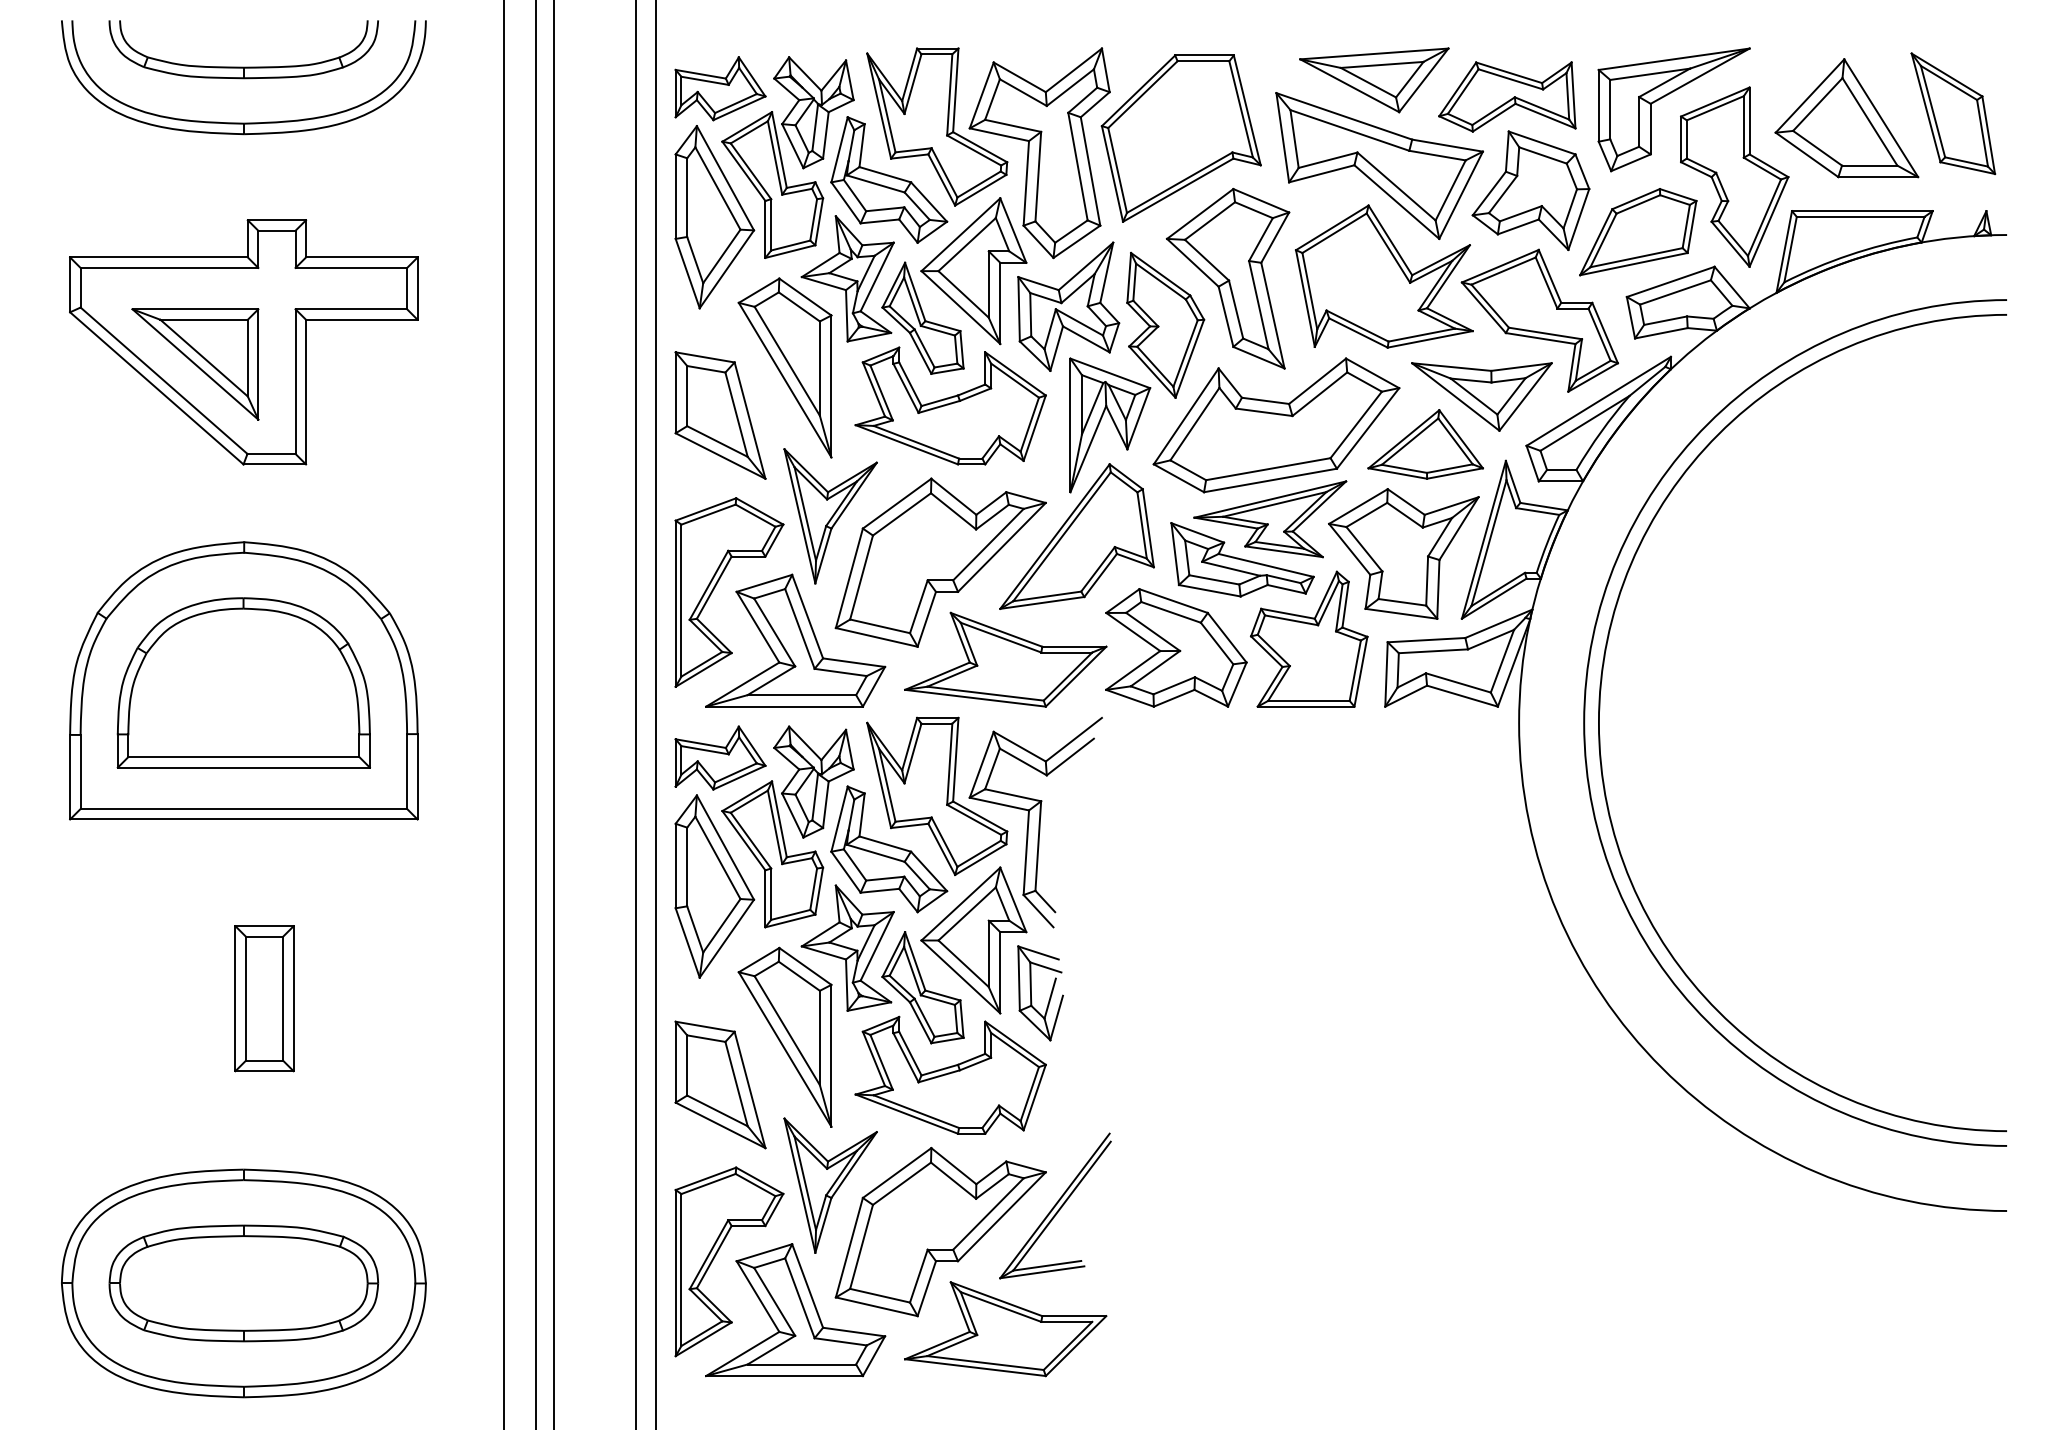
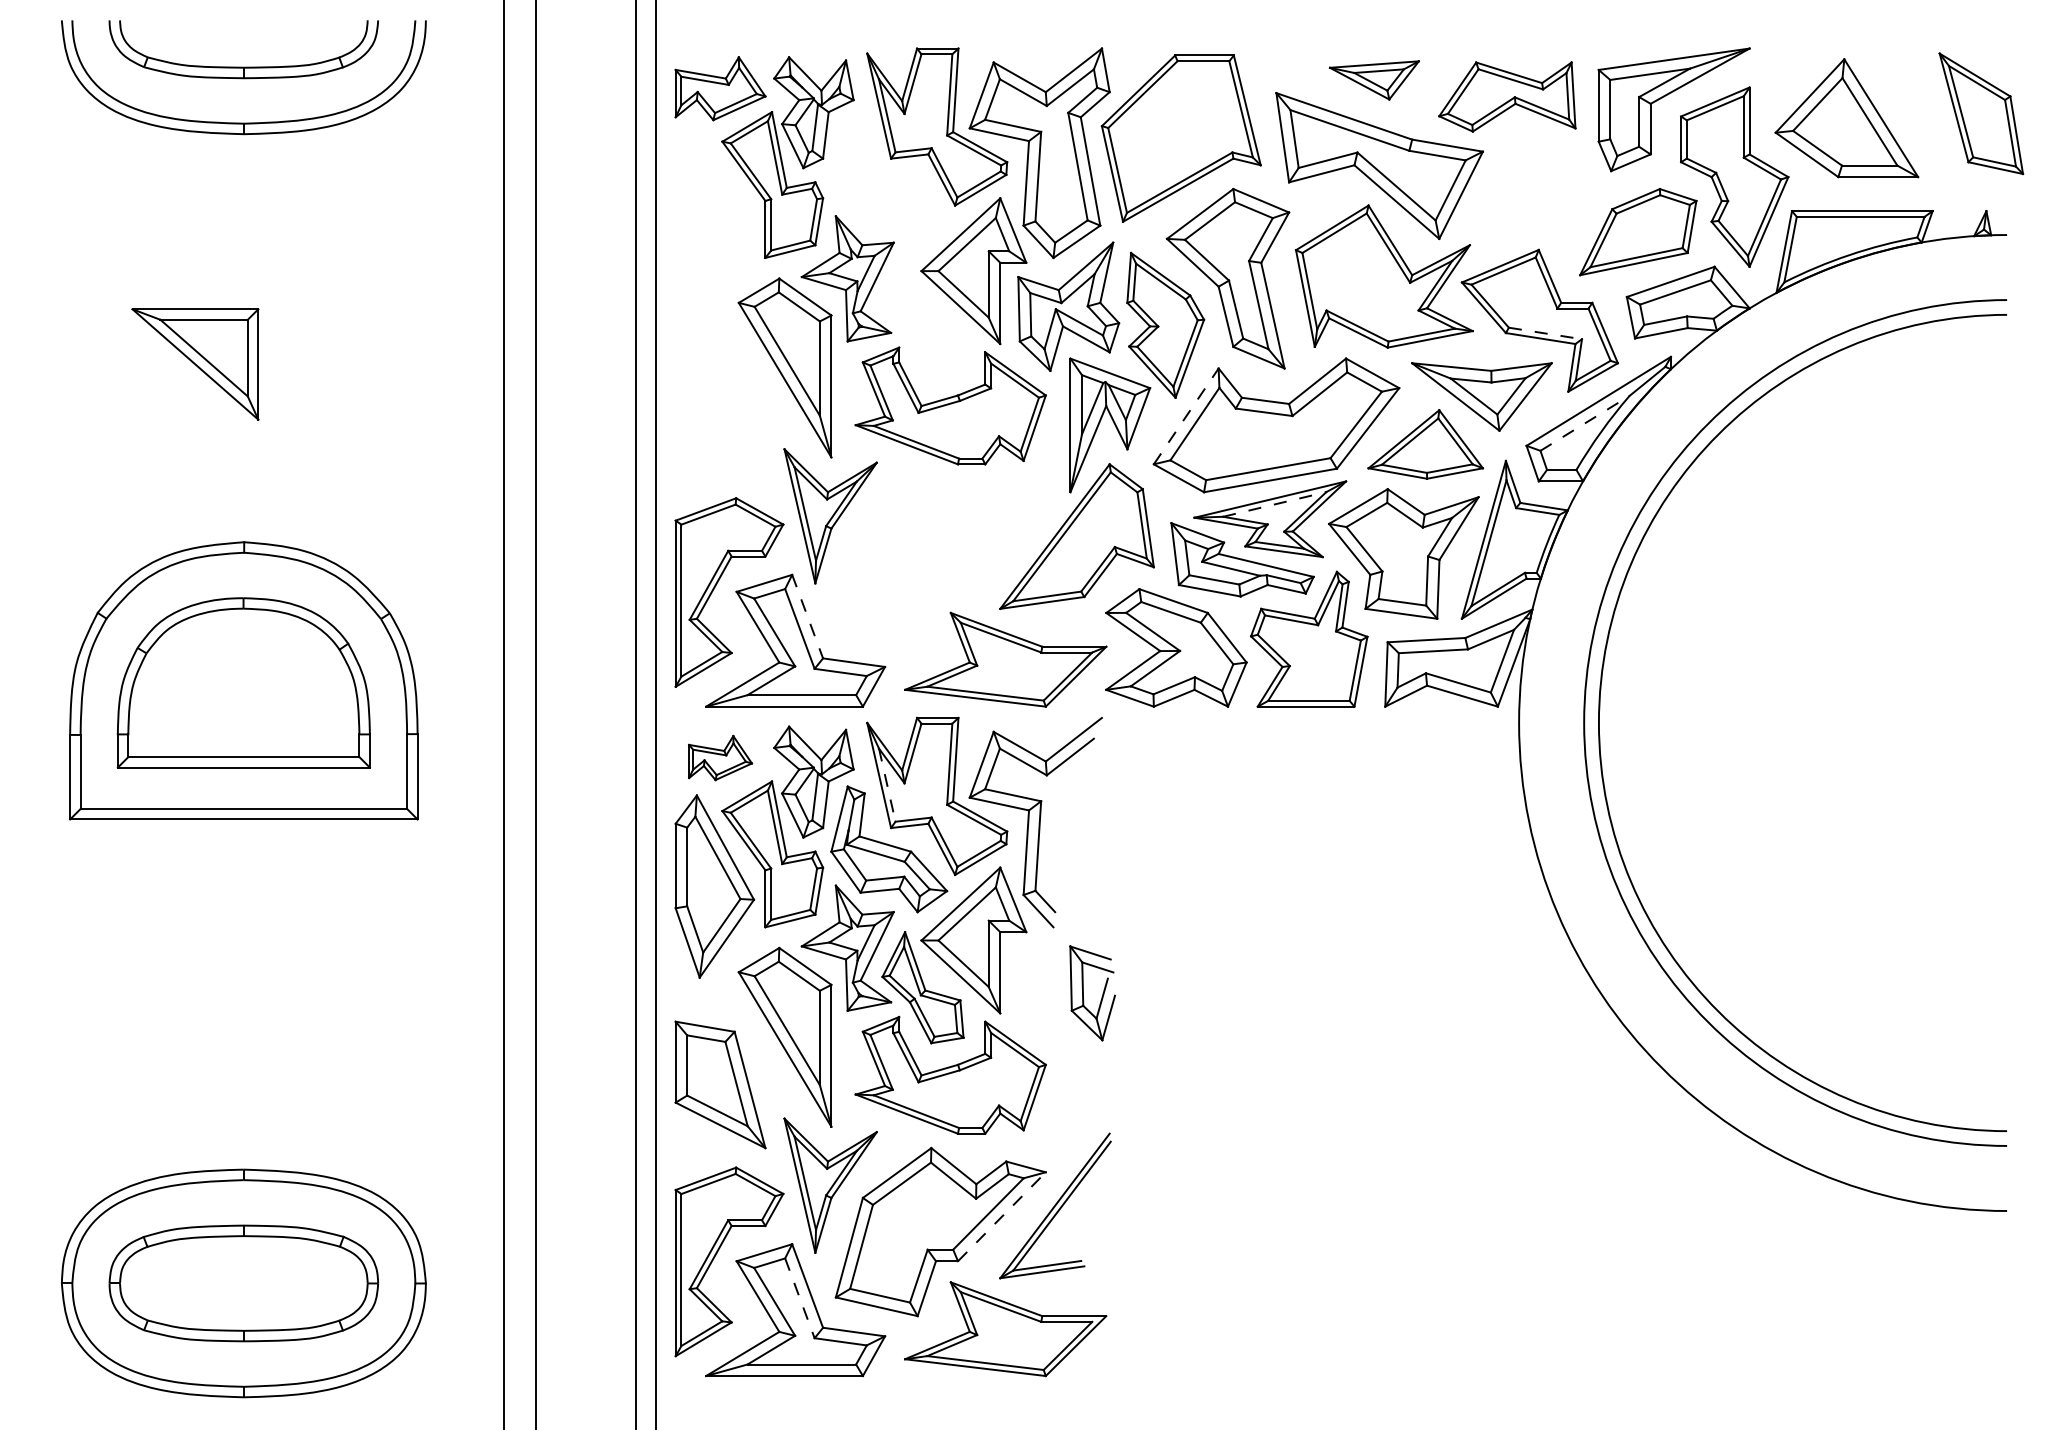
part size: 151x67 px -> 92x41 px (1373, 80)
part position: (1953, 113) -> (1981, 113) (1981, 113)
part: present -> none (889, 179)
part: present -> none (1530, 190)
part: present -> none (714, 217)
part: present -> none (922, 317)
line: solid -> dashed (1545, 333)
part: present -> none (243, 342)
part: present -> none (720, 415)
line: solid -> dashed (1186, 416)
line: solid -> dashed (1585, 423)
line: solid -> dashed (1275, 504)
part: present -> none (940, 562)
line: solid -> dashed (807, 616)
line: present -> none (554, 714)
part size: 93x66 px -> 66x47 px (720, 758)
line: solid -> dashed (887, 785)
part position: (1031, 993) -> (1083, 993) (1083, 993)
part: present -> none (264, 998)
line: solid -> dashed (1002, 1216)
line: solid -> dashed (799, 1298)
